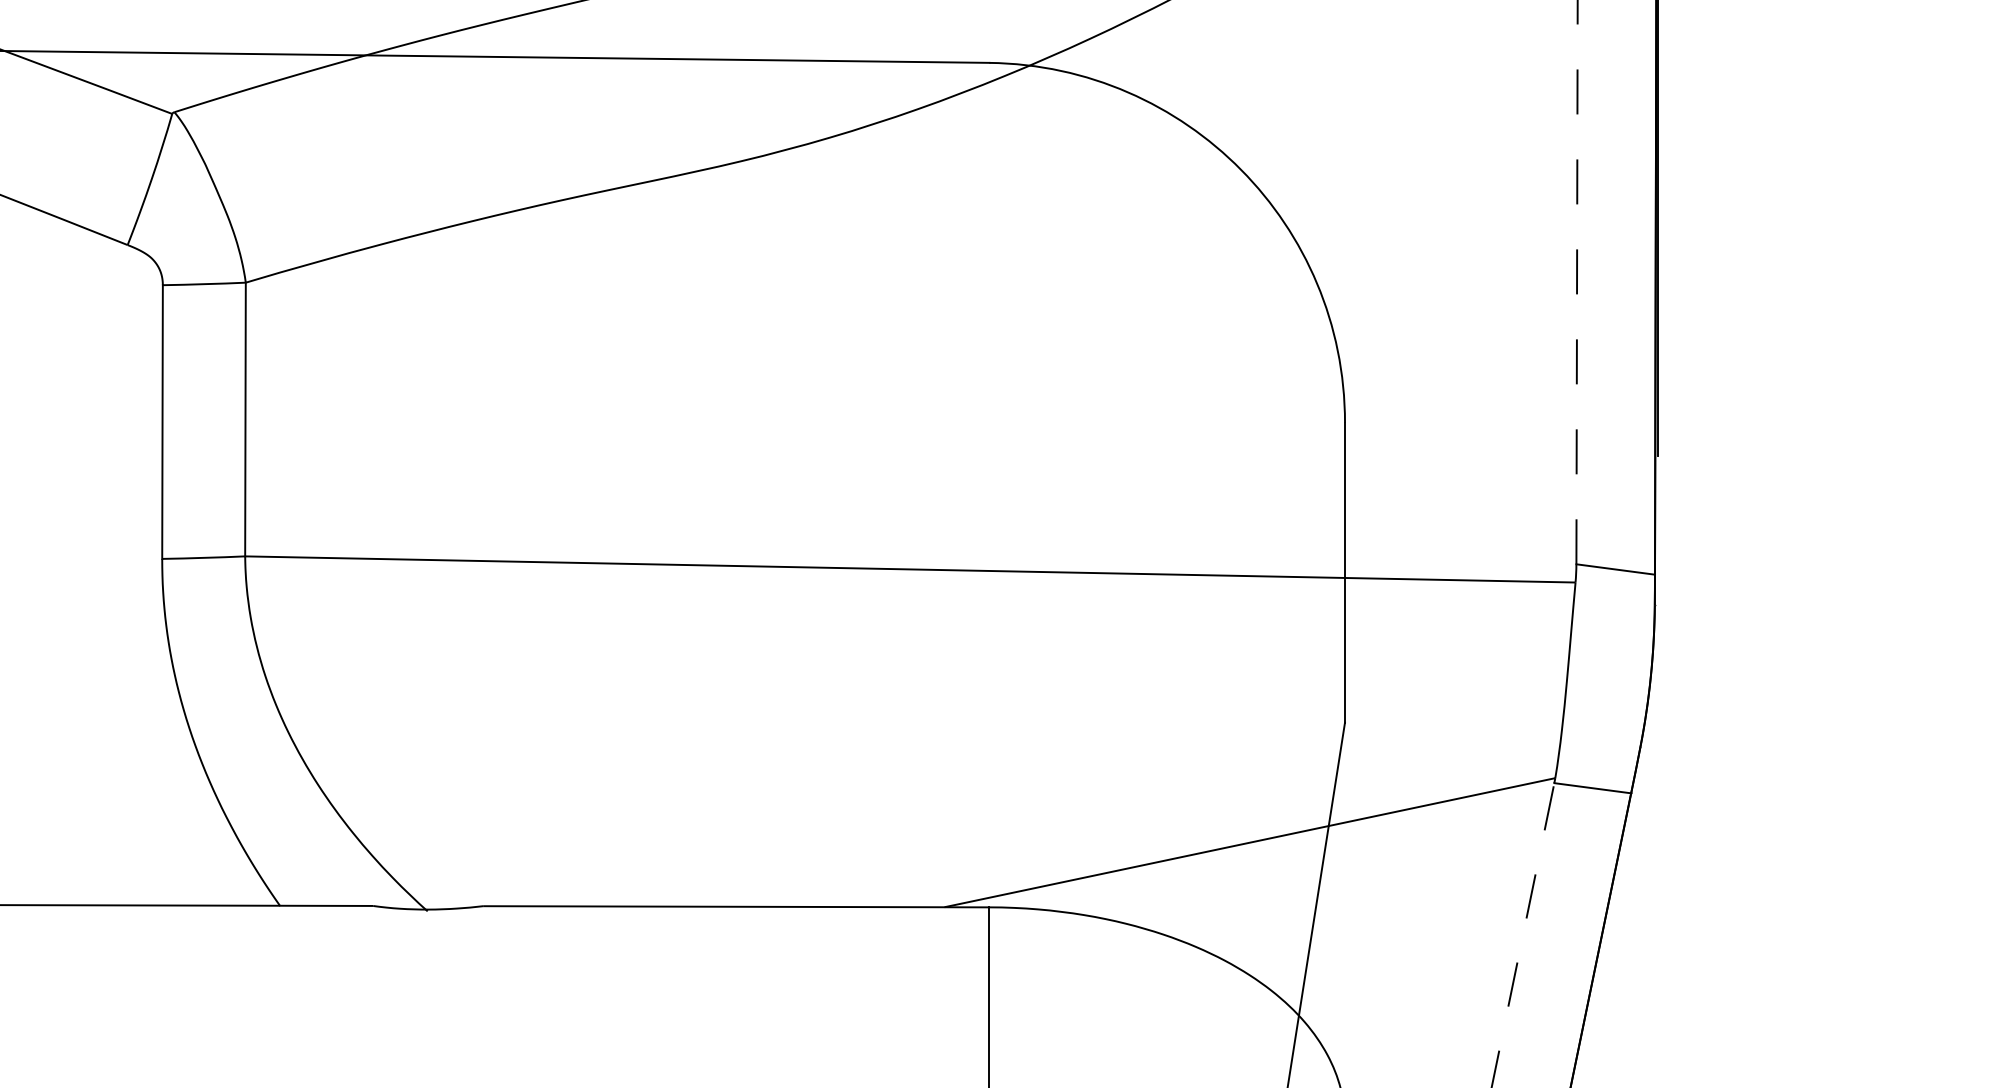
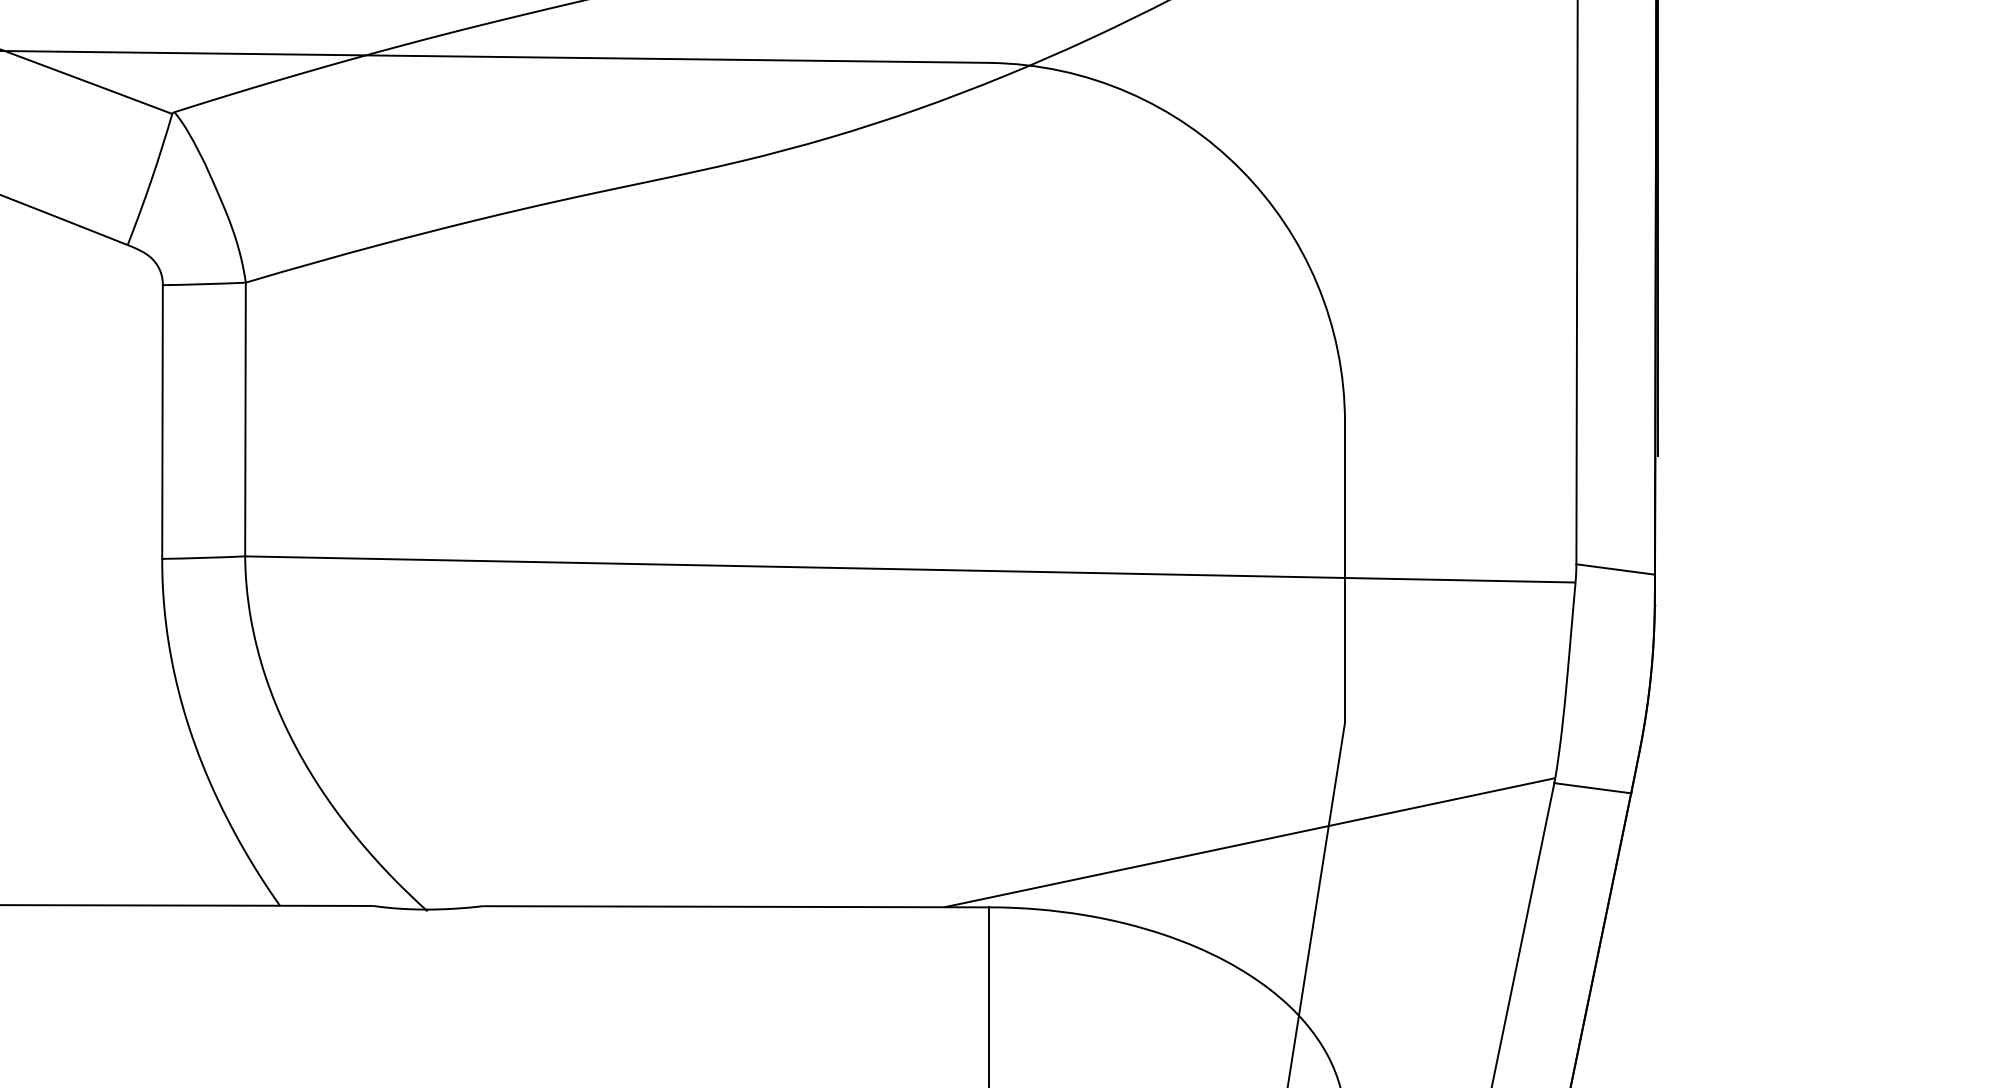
line: dashed -> solid (1577, 282)
line: dashed -> solid (1523, 934)
